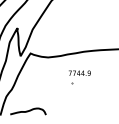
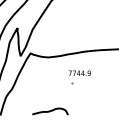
curve position: (28, 111) -> (50, 111) (50, 111)
